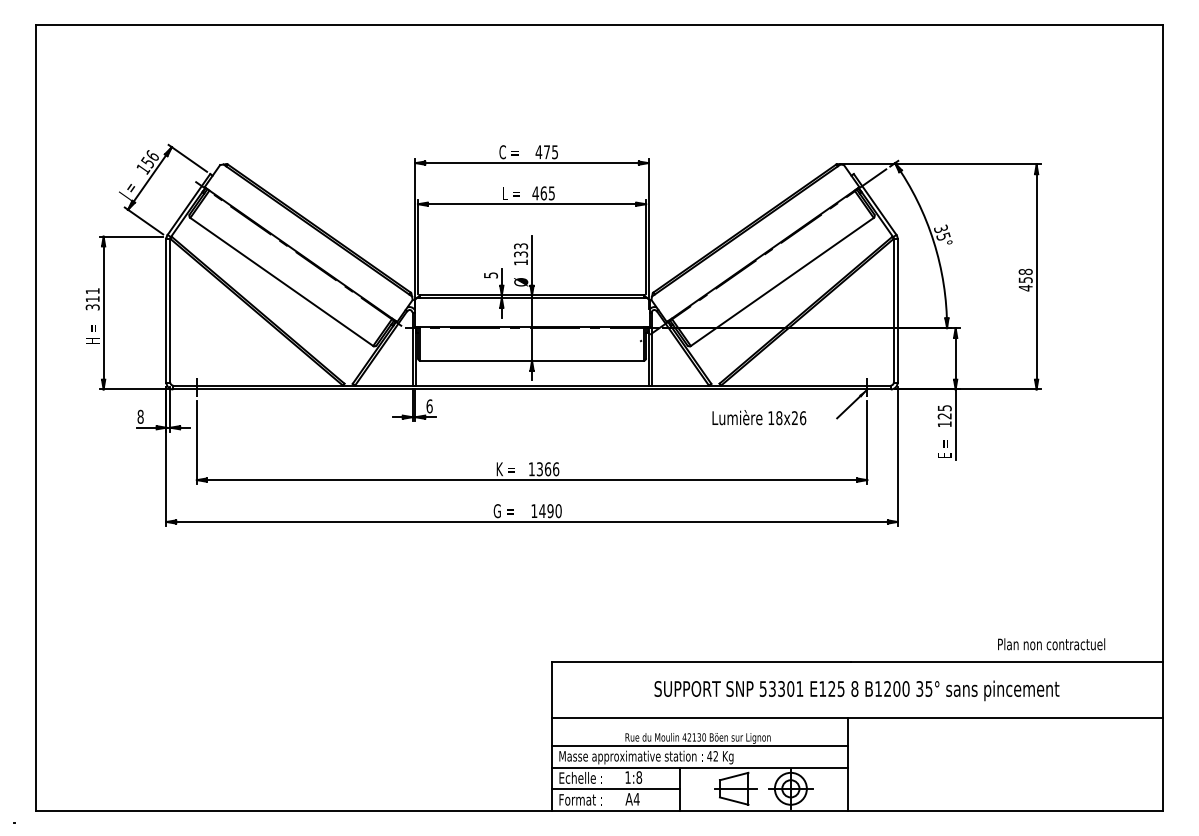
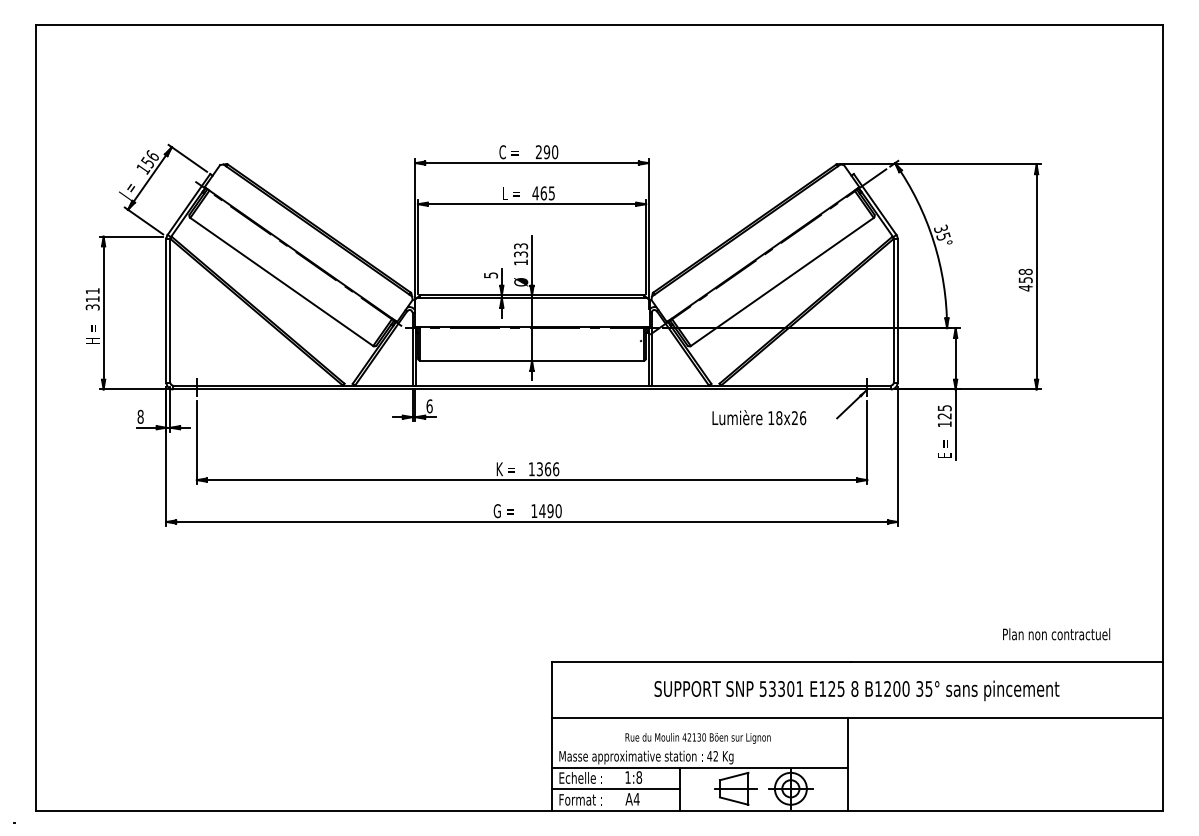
text: 475 -> 290 (546, 152)
text position: (1051, 644) -> (1056, 634) (1056, 634)
line: present -> none (699, 746)
